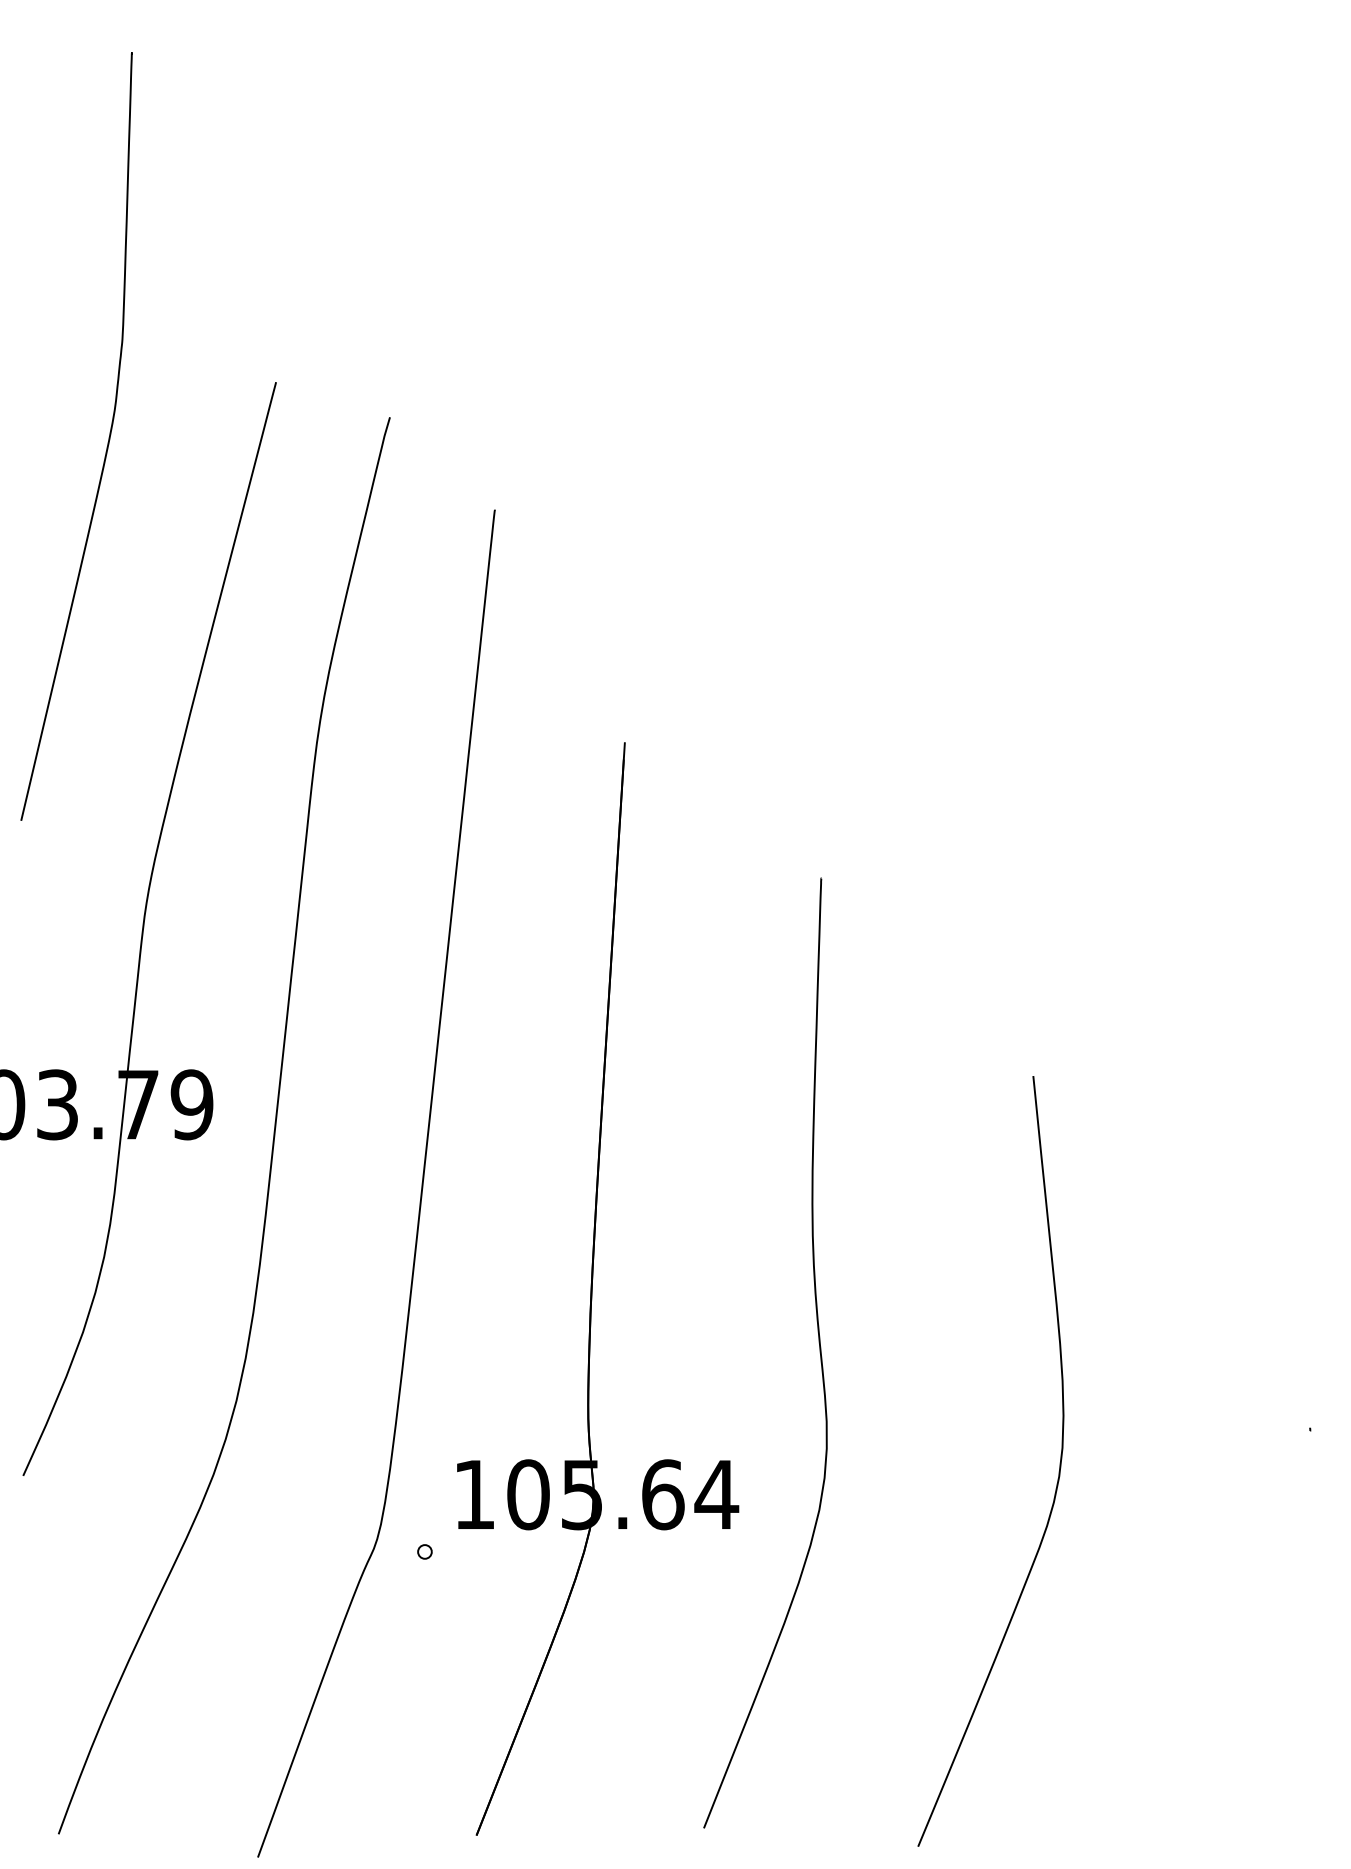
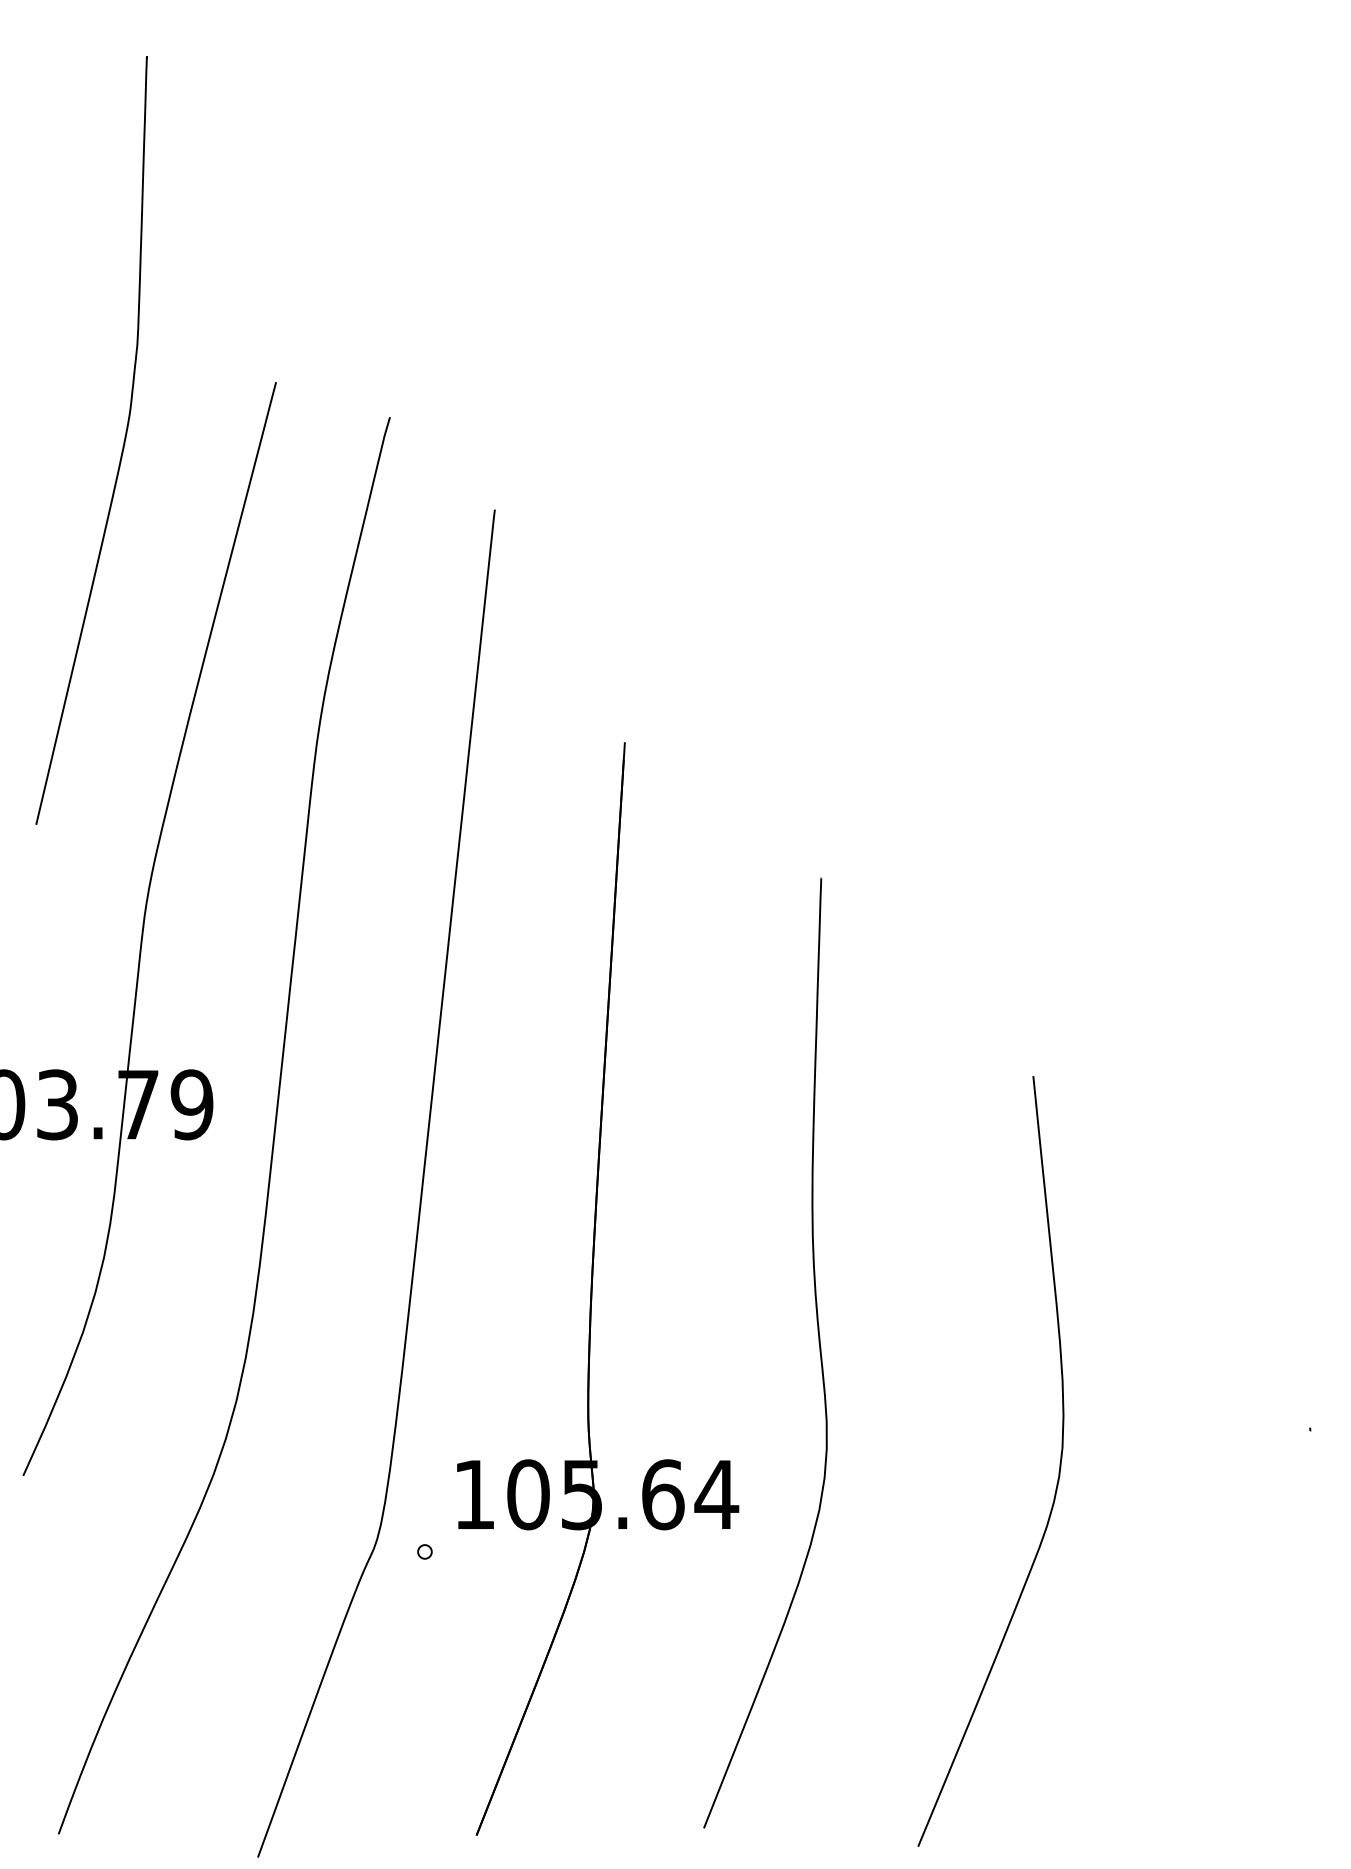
curve position: (107, 442) -> (122, 446) (122, 446)
